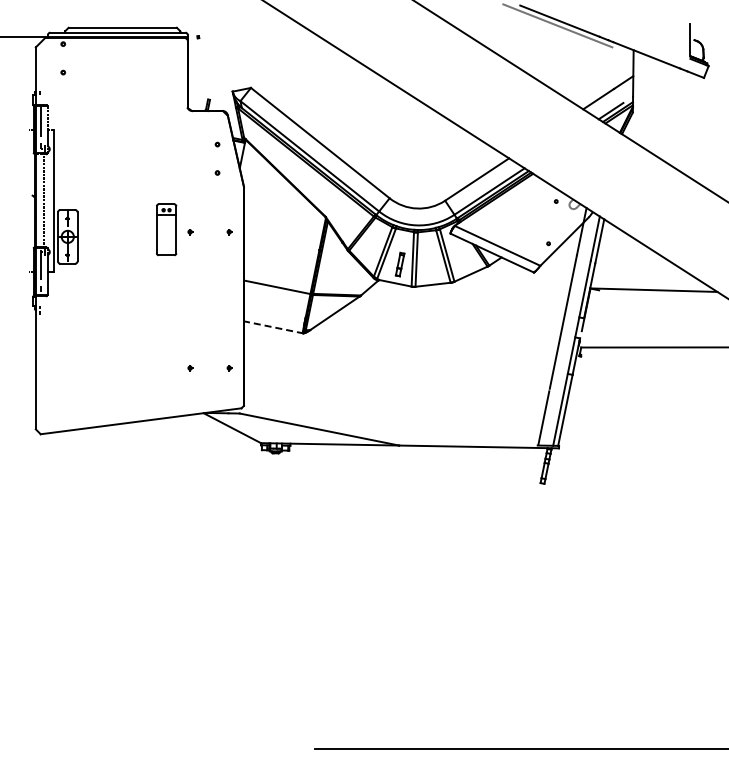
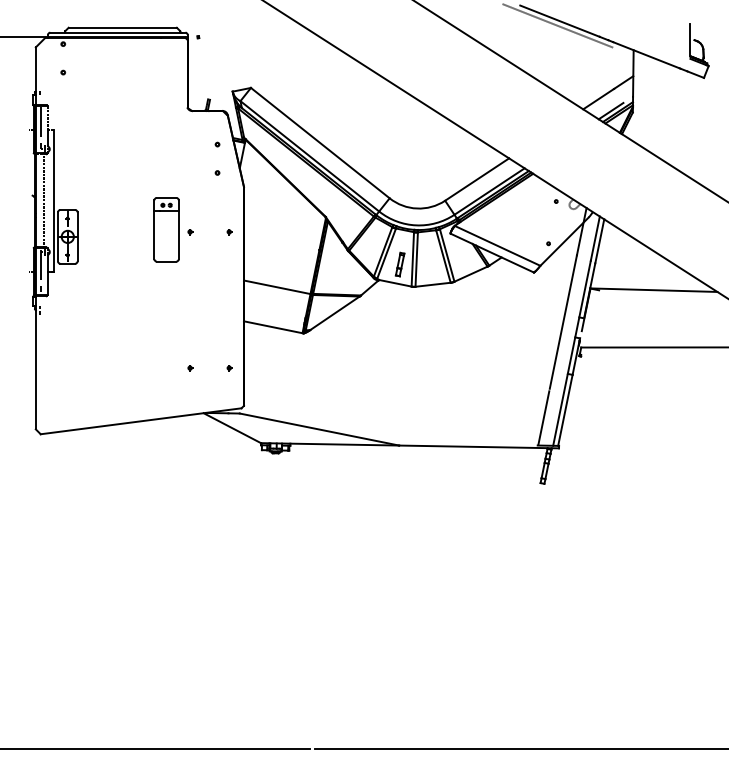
part size: 22x54 px -> 27x66 px (166, 229)
line: dashed -> solid (273, 327)
line: none -> present (156, 748)
